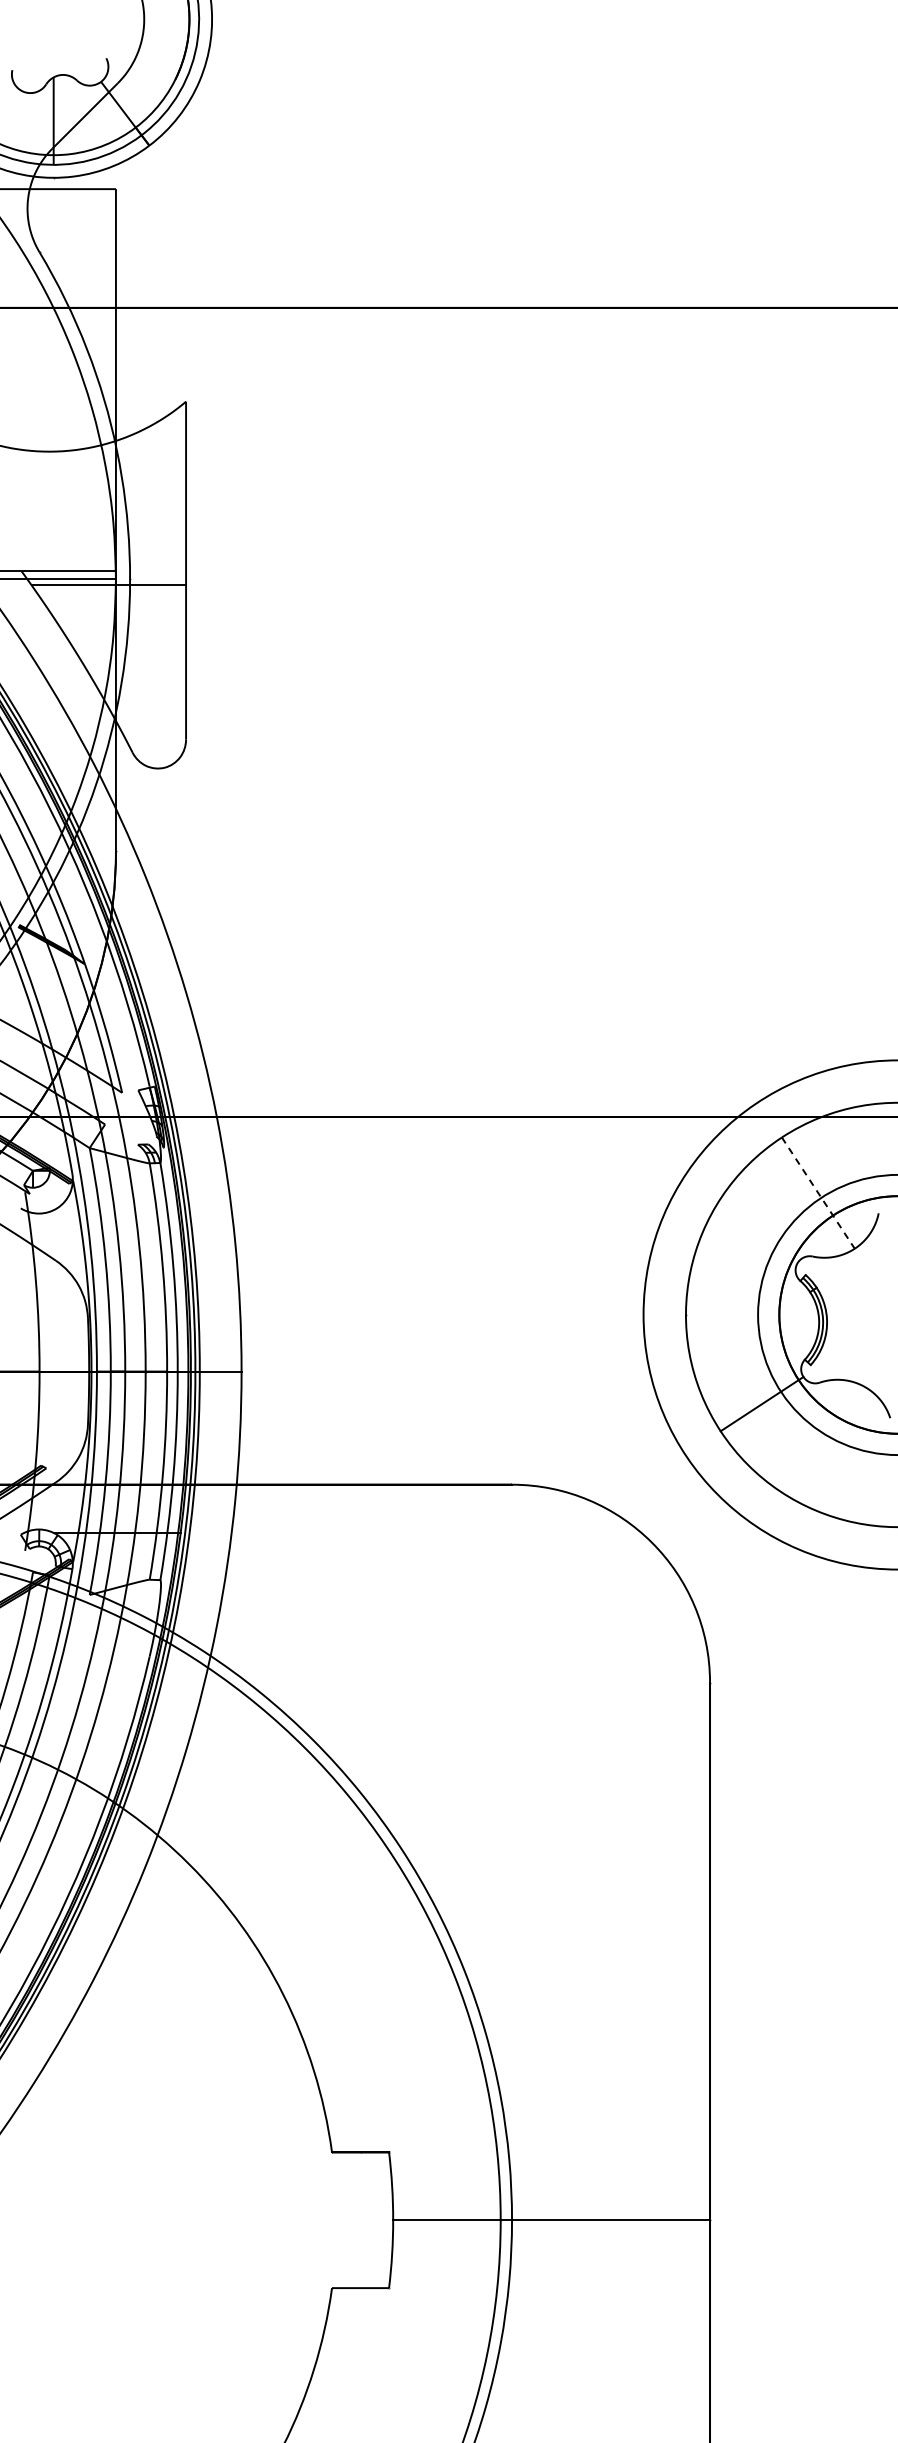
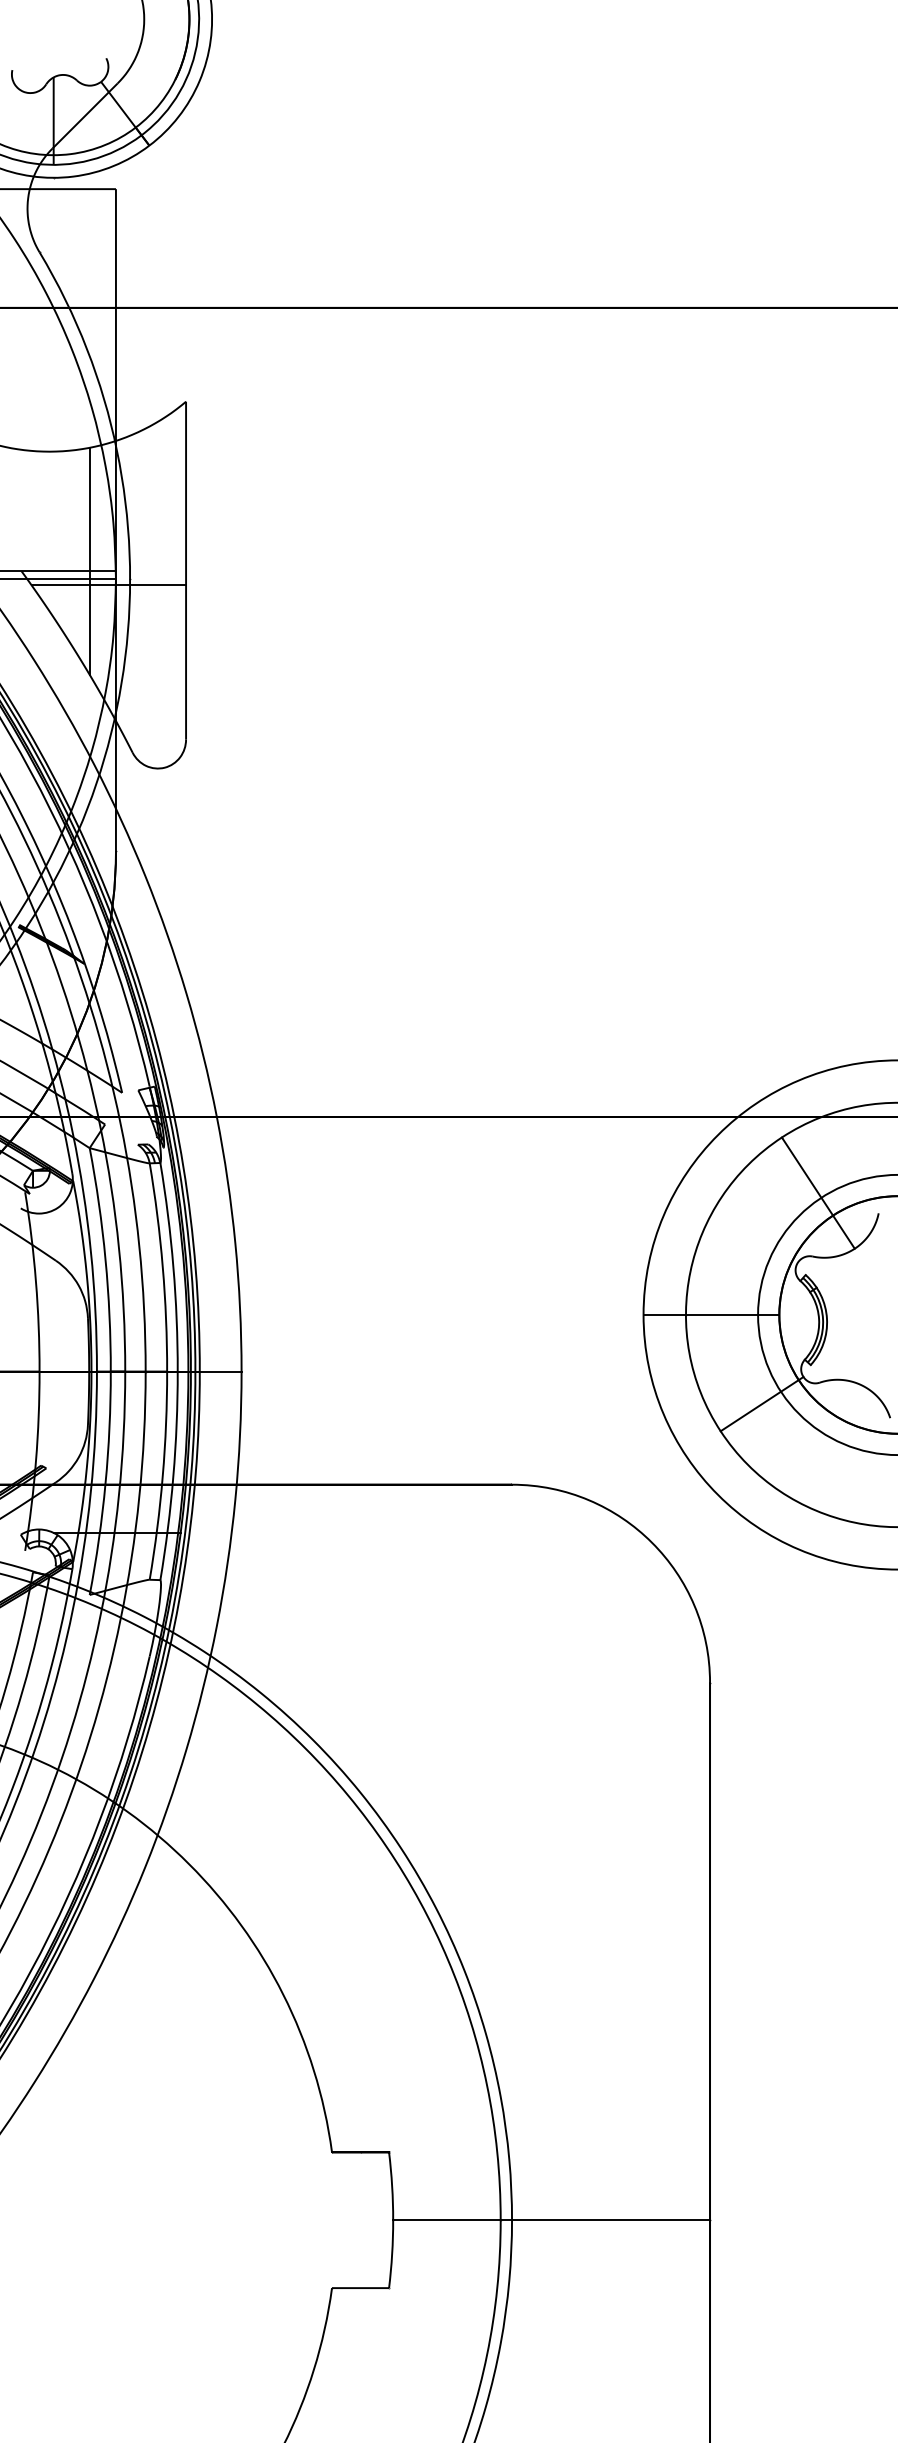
line: none -> present (89, 560)
line: dashed -> solid (818, 1193)
line: none -> present (711, 1314)
